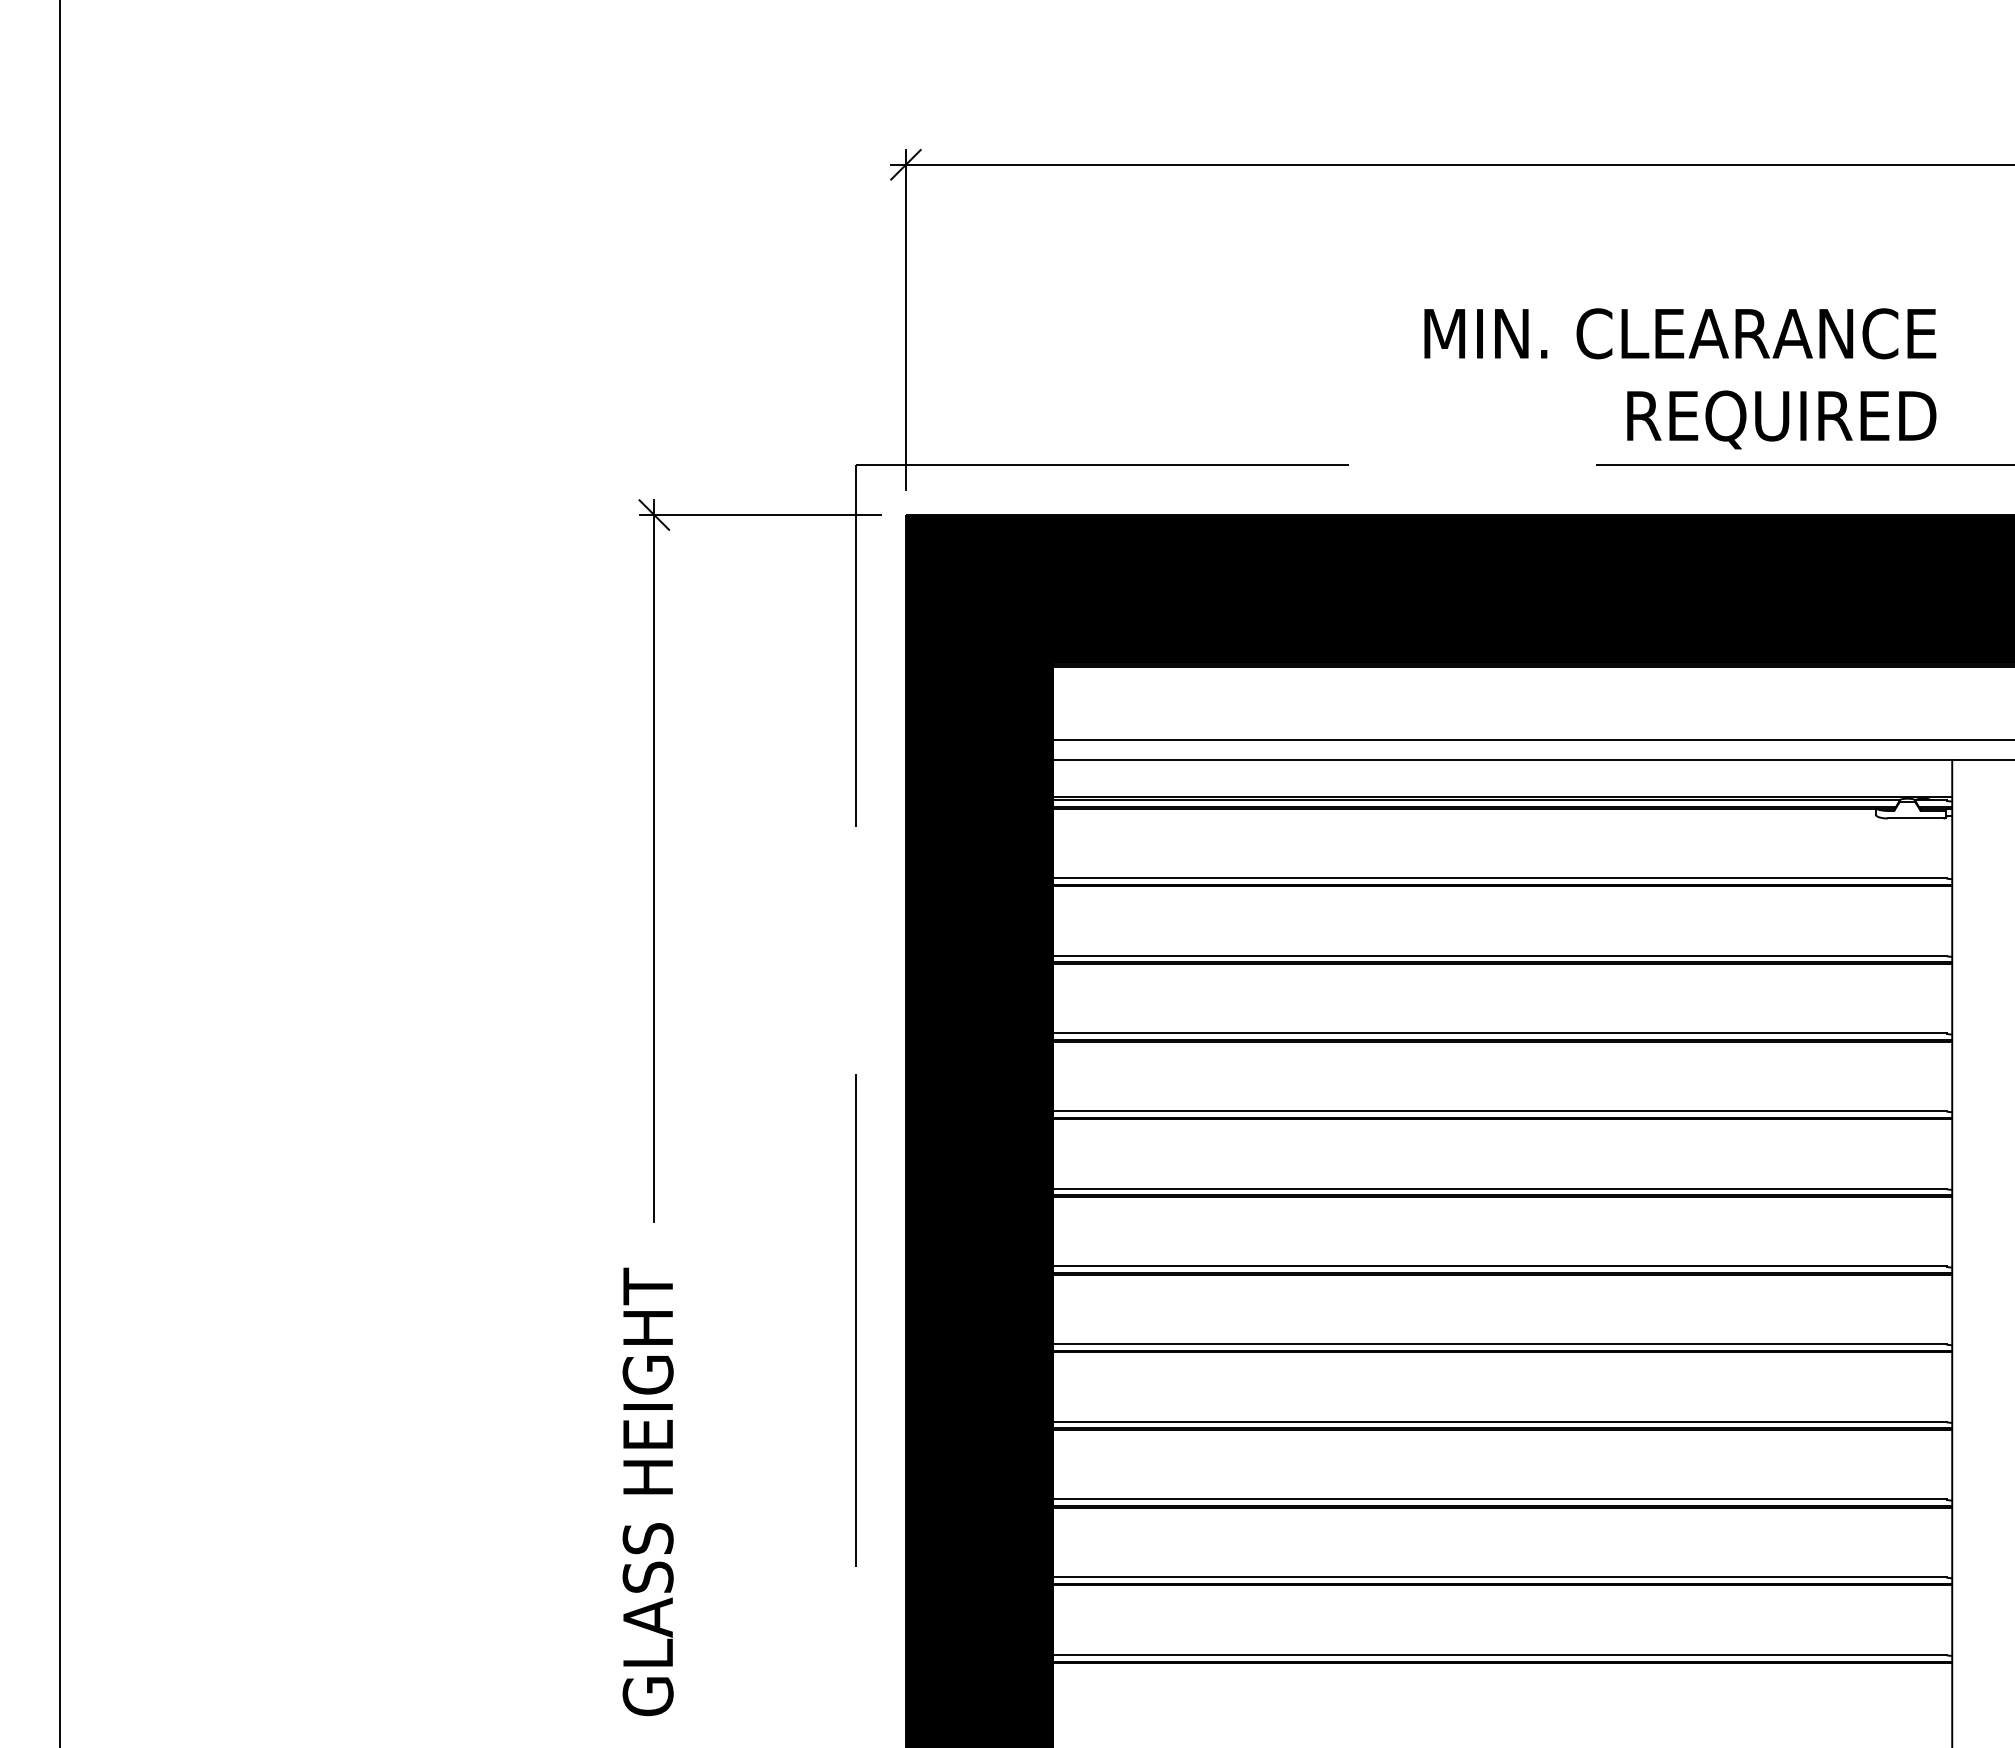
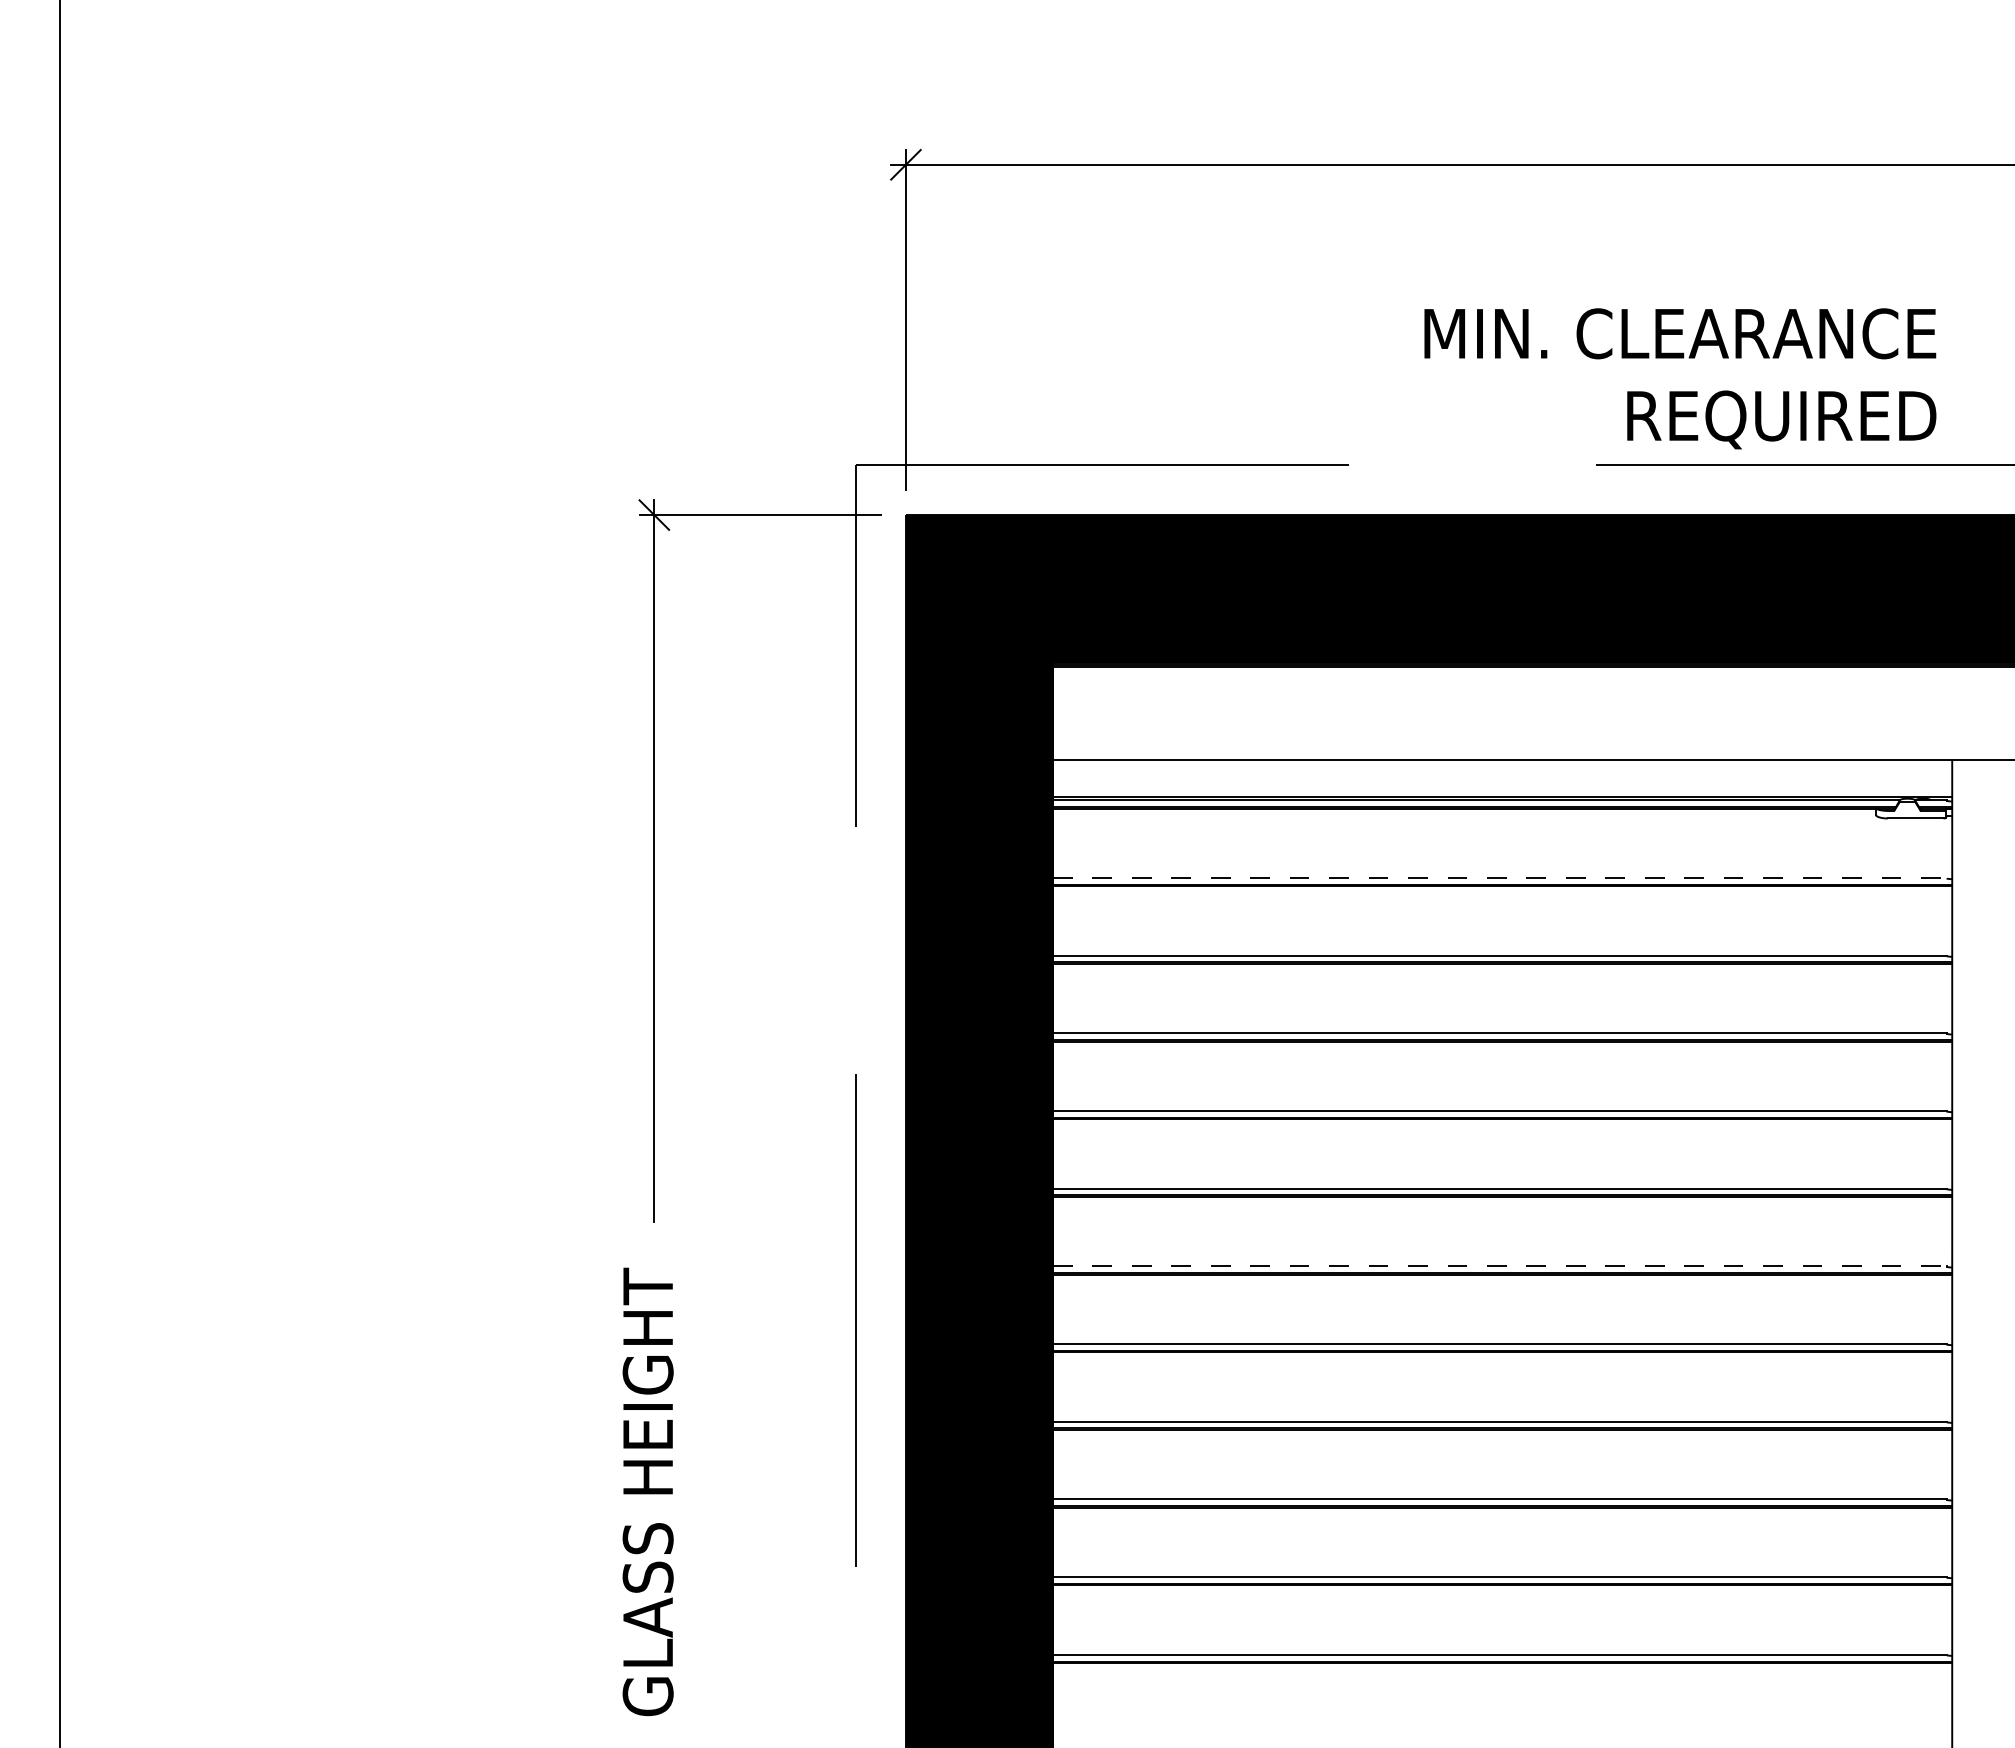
line: present -> none (1531, 739)
line: solid -> dashed (1499, 877)
line: solid -> dashed (1499, 1266)
